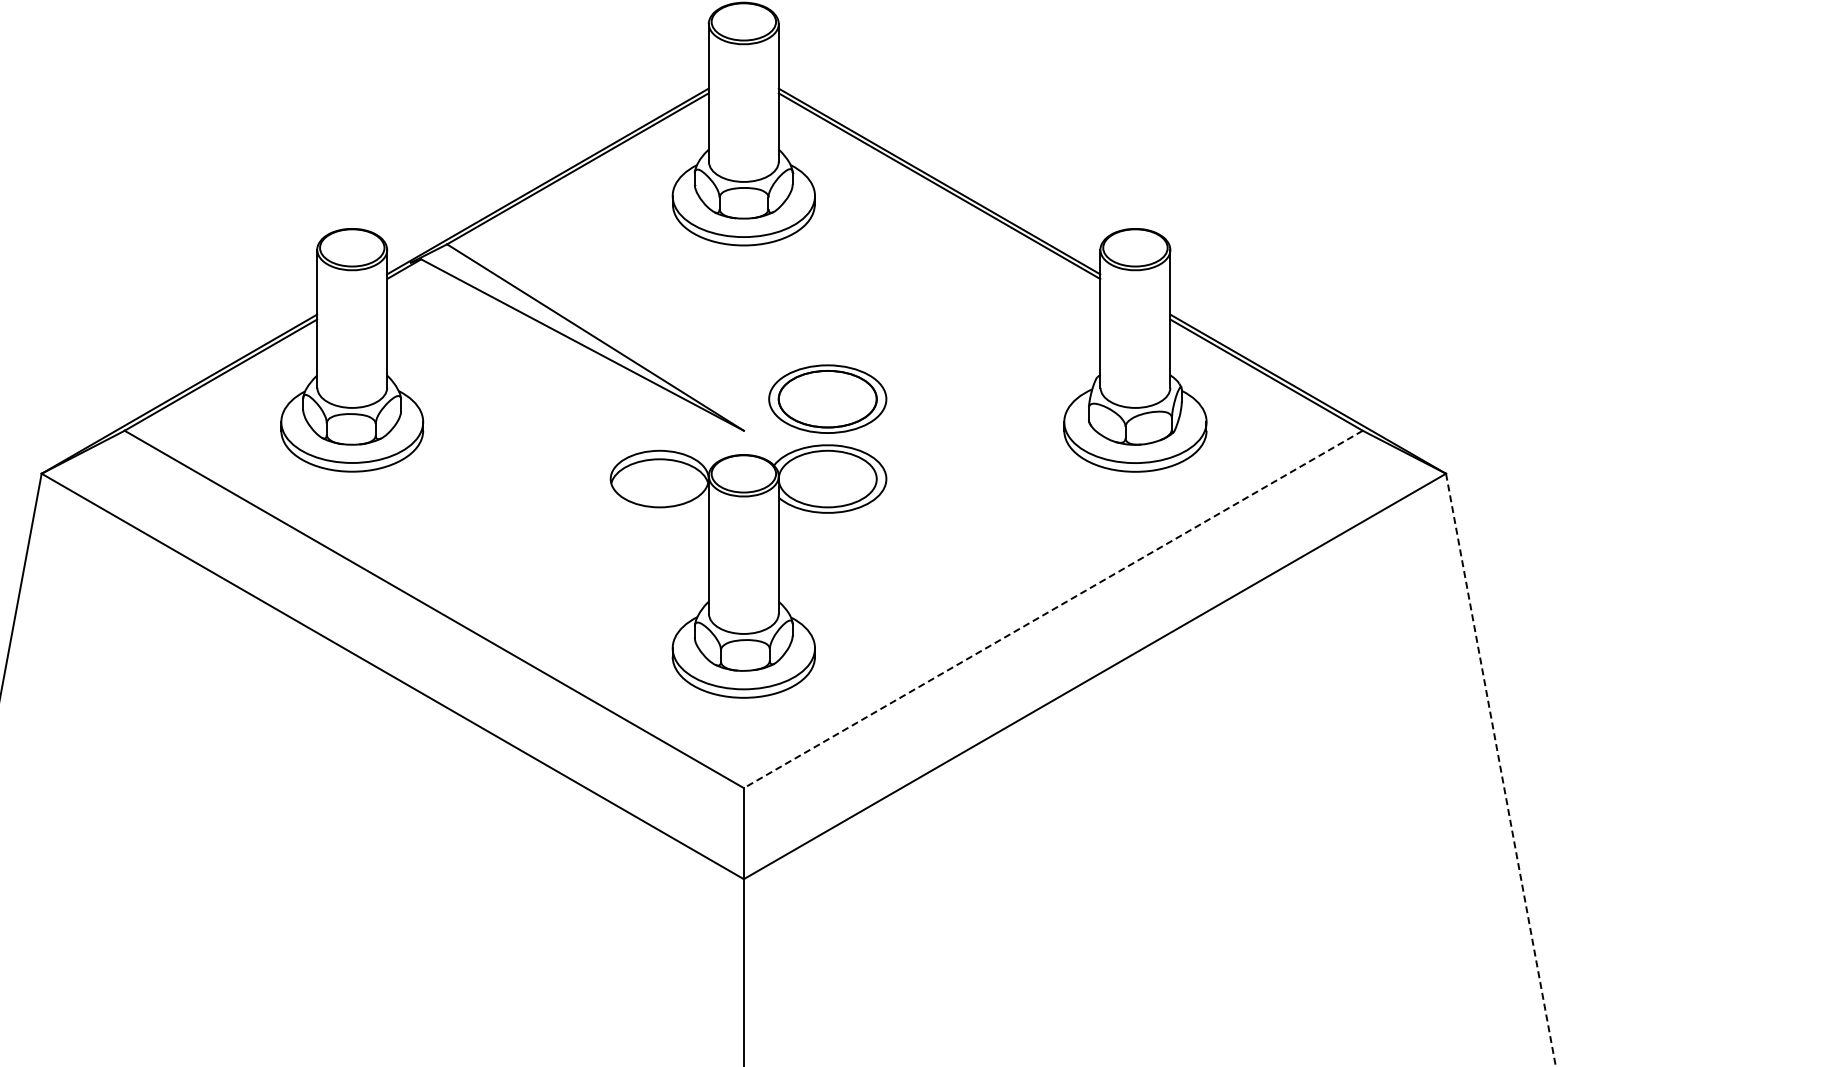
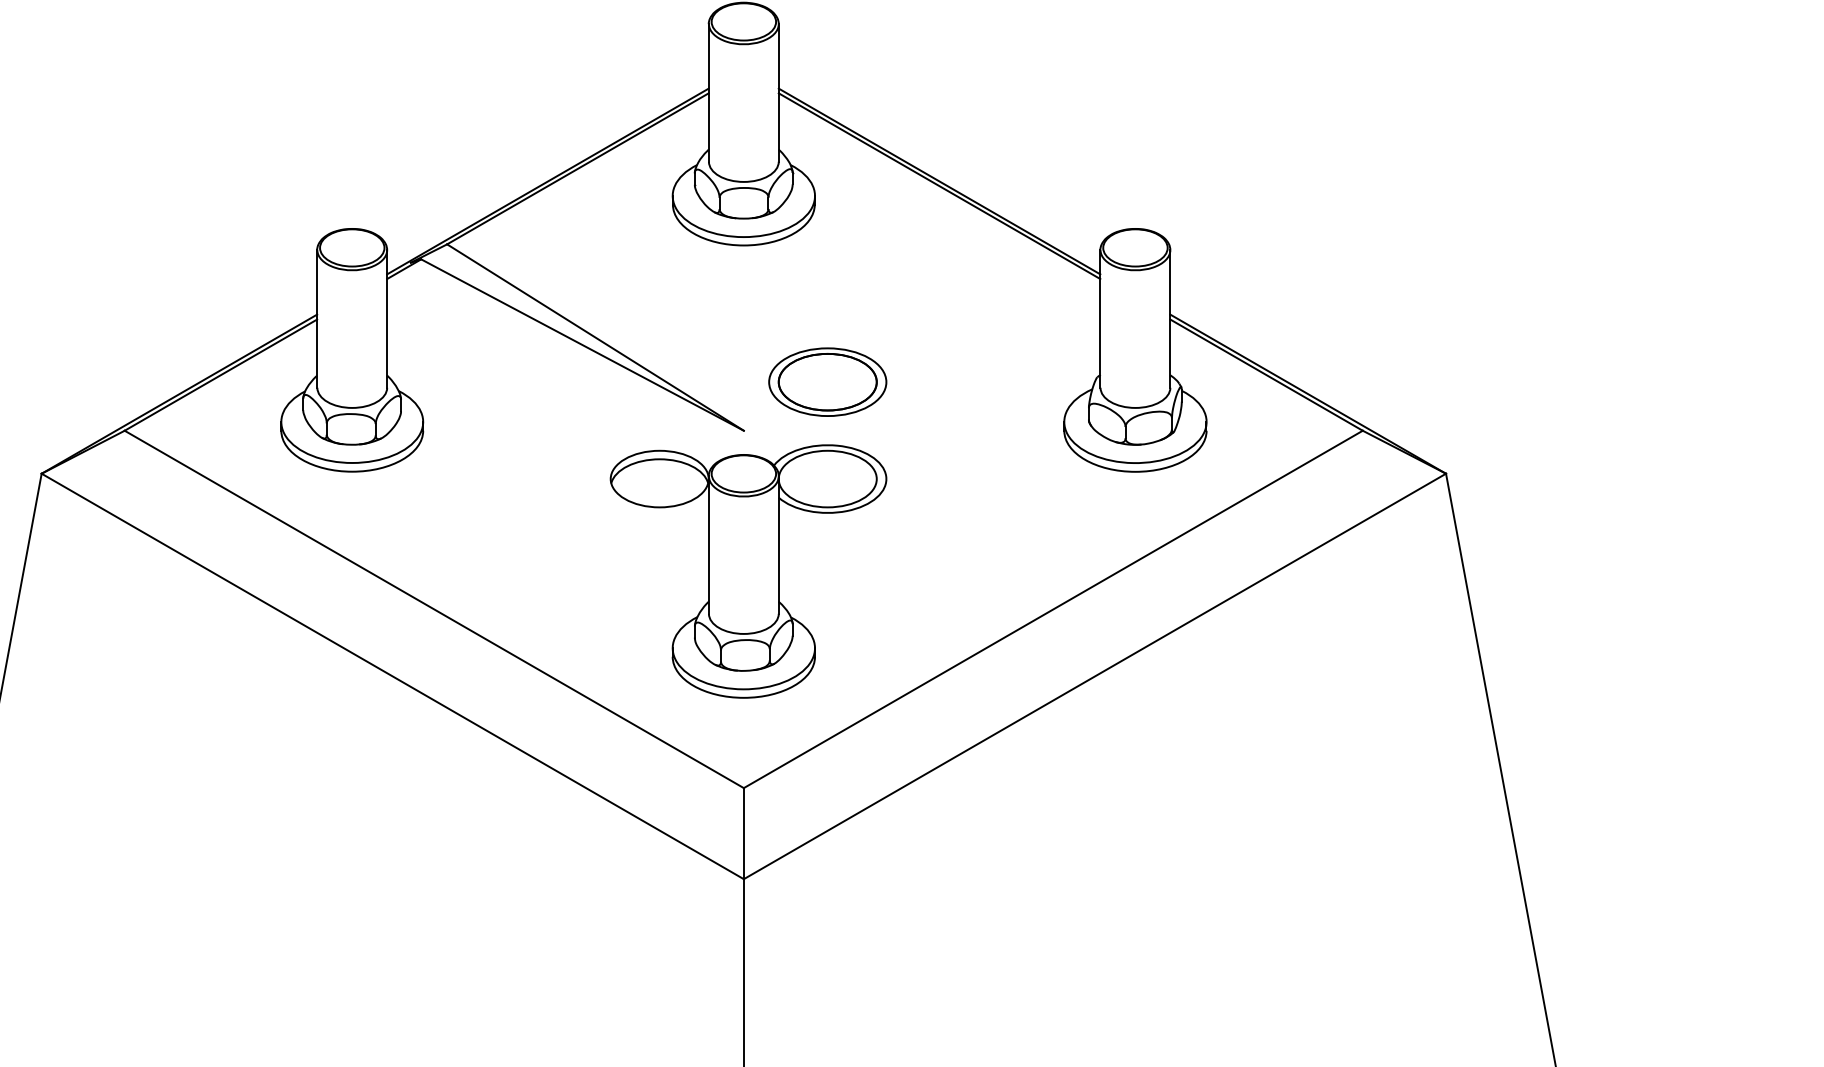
part position: (827, 398) -> (827, 381) (827, 381)
line: dashed -> solid (1052, 609)
line: dashed -> solid (1501, 770)
